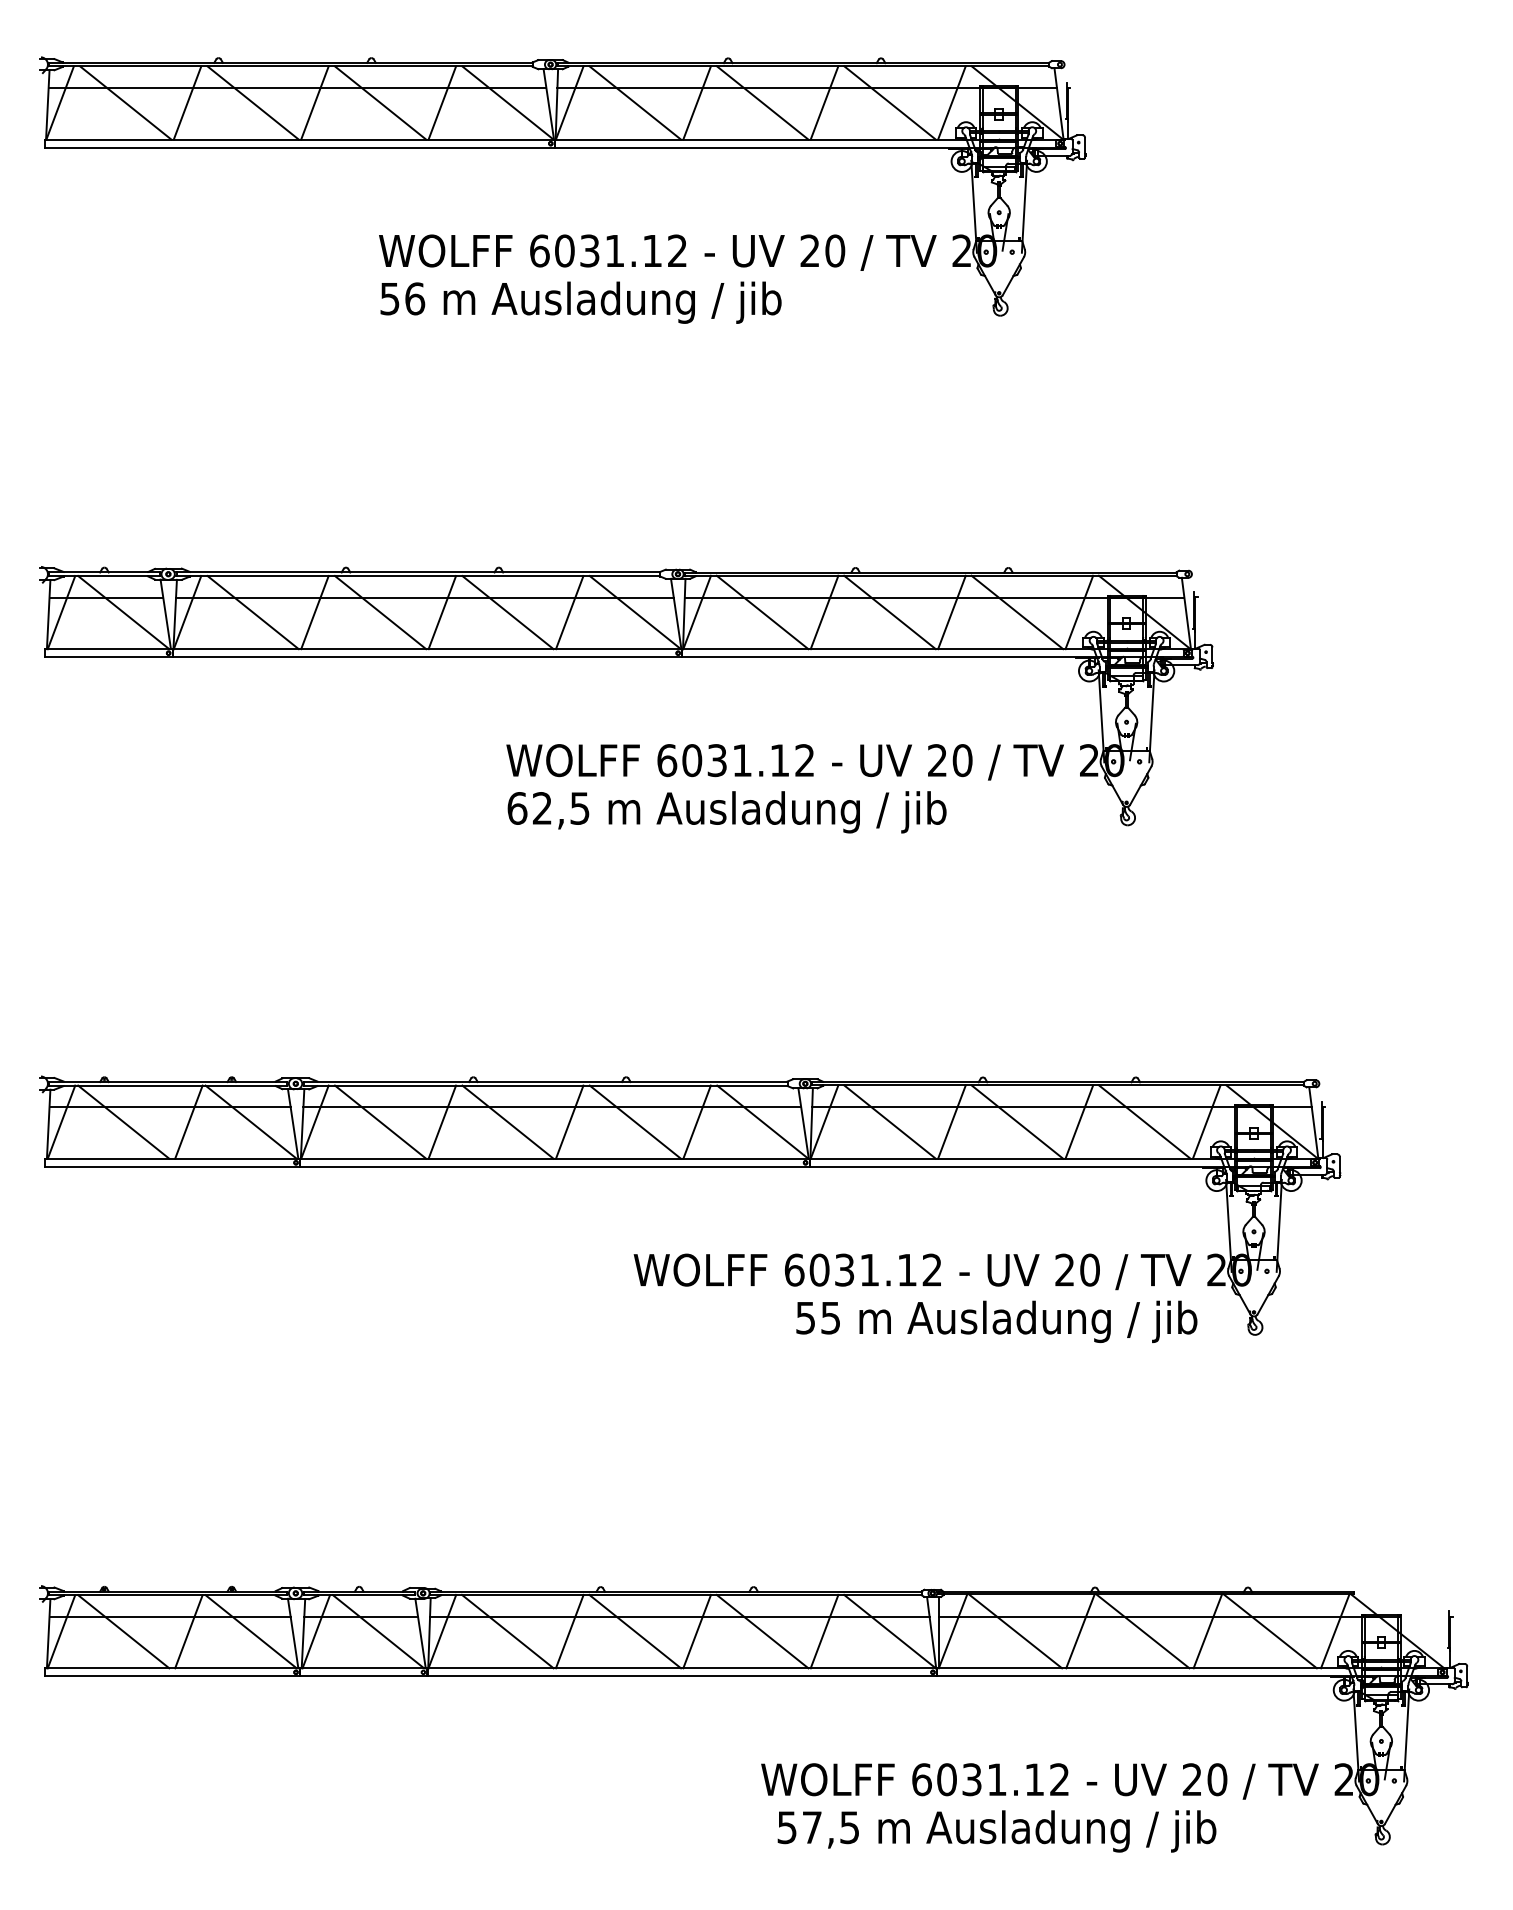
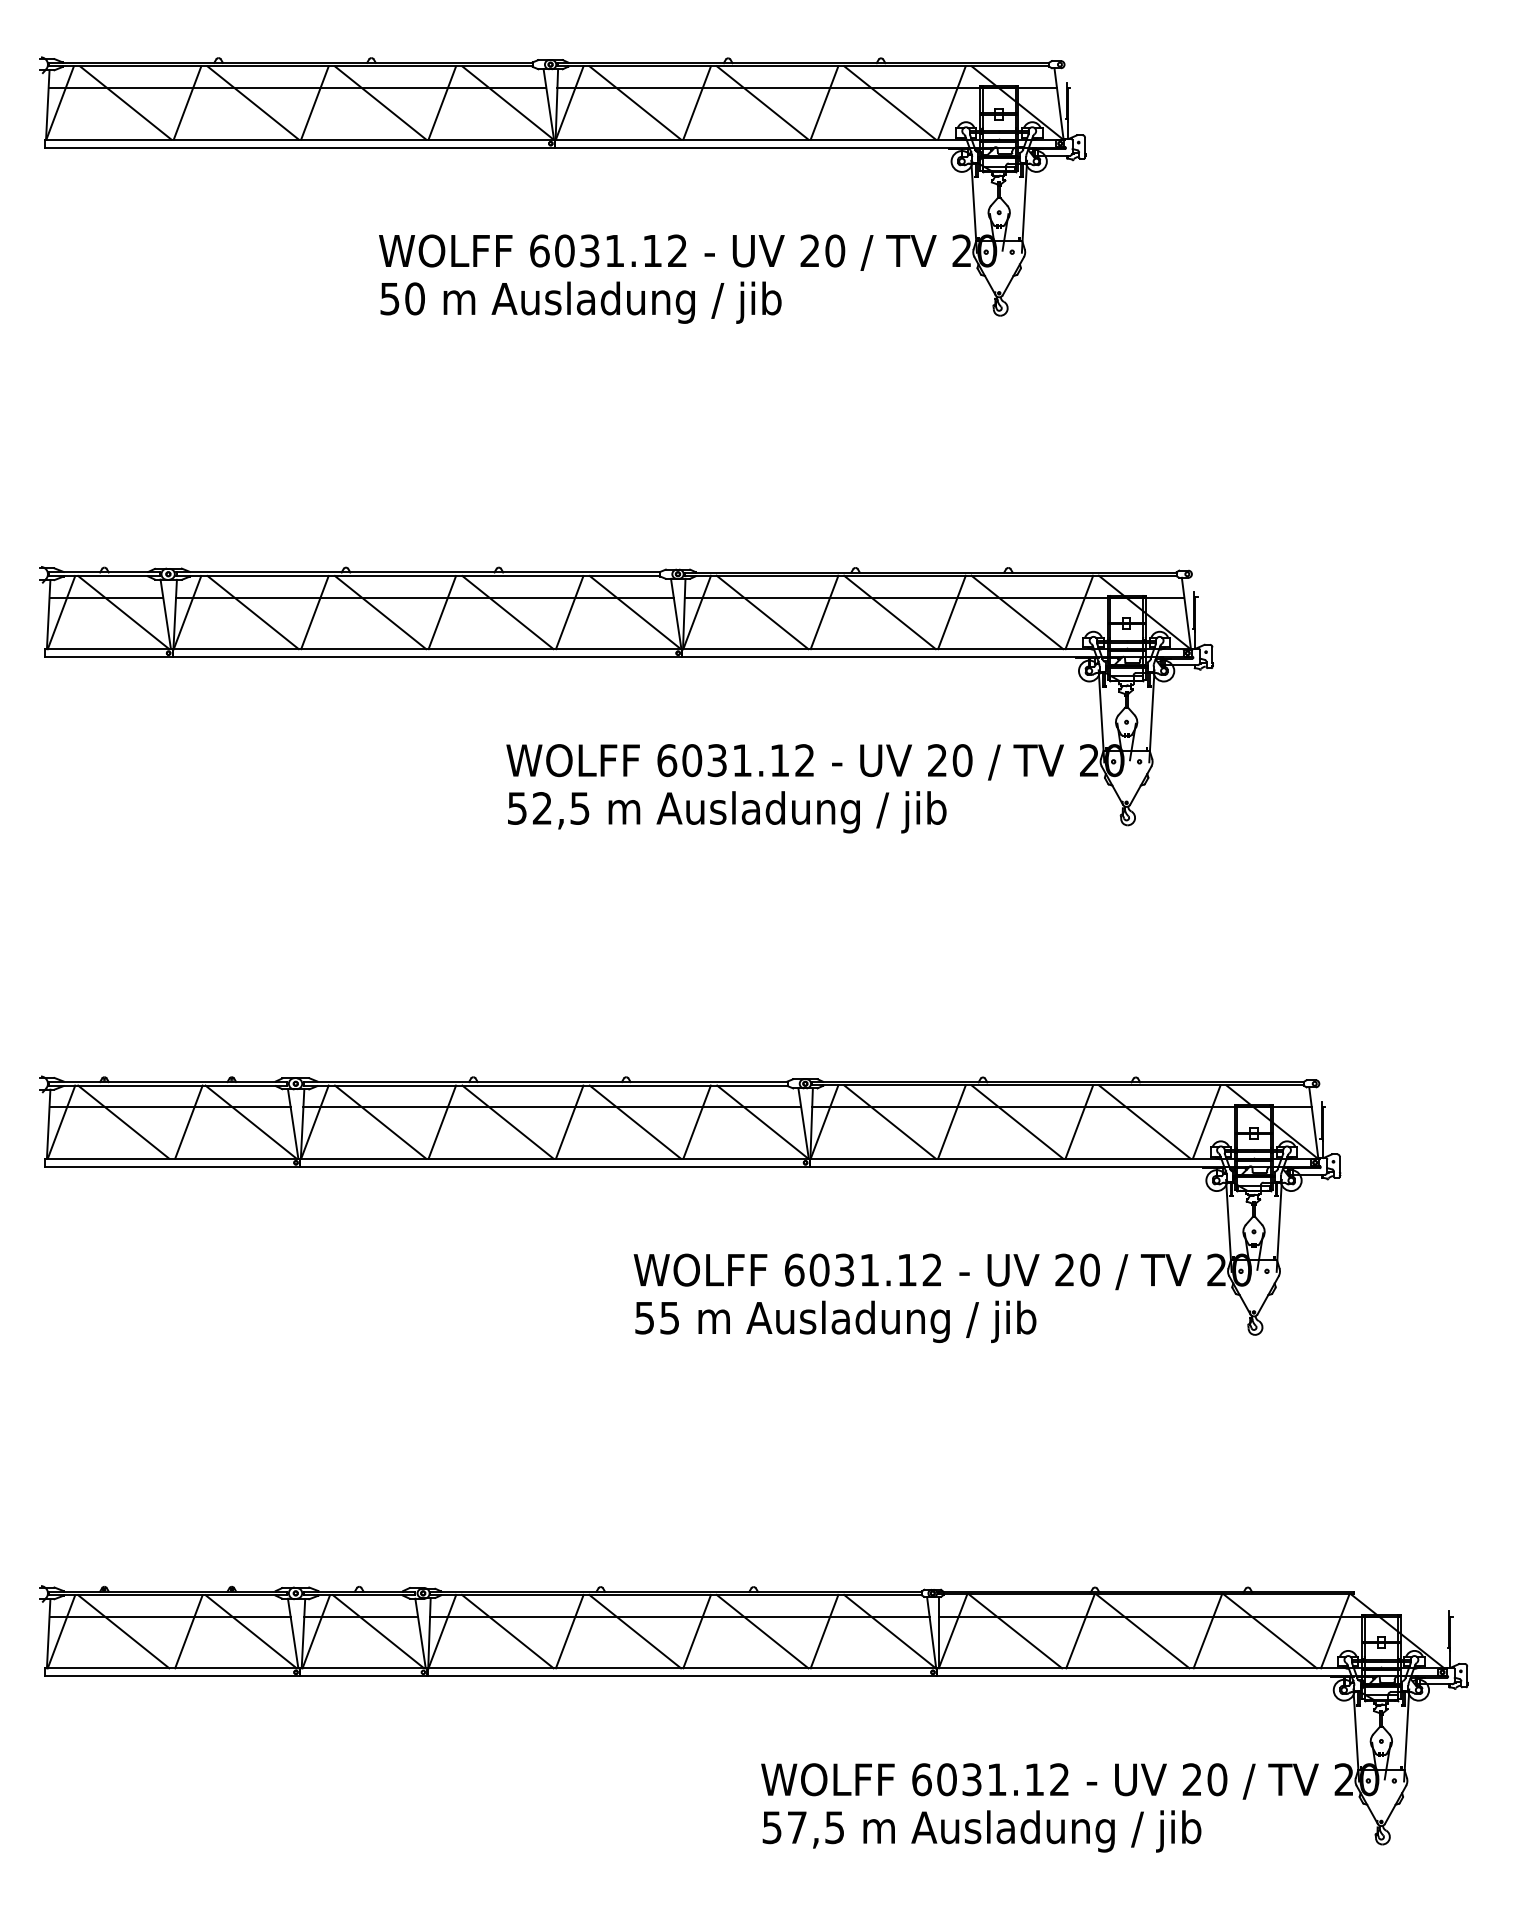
text: 56 -> 50 (415, 298)
text: 62,5 -> 52,5 (517, 808)
text position: (996, 1321) -> (835, 1321) (835, 1321)
text position: (996, 1831) -> (981, 1831) (981, 1831)
